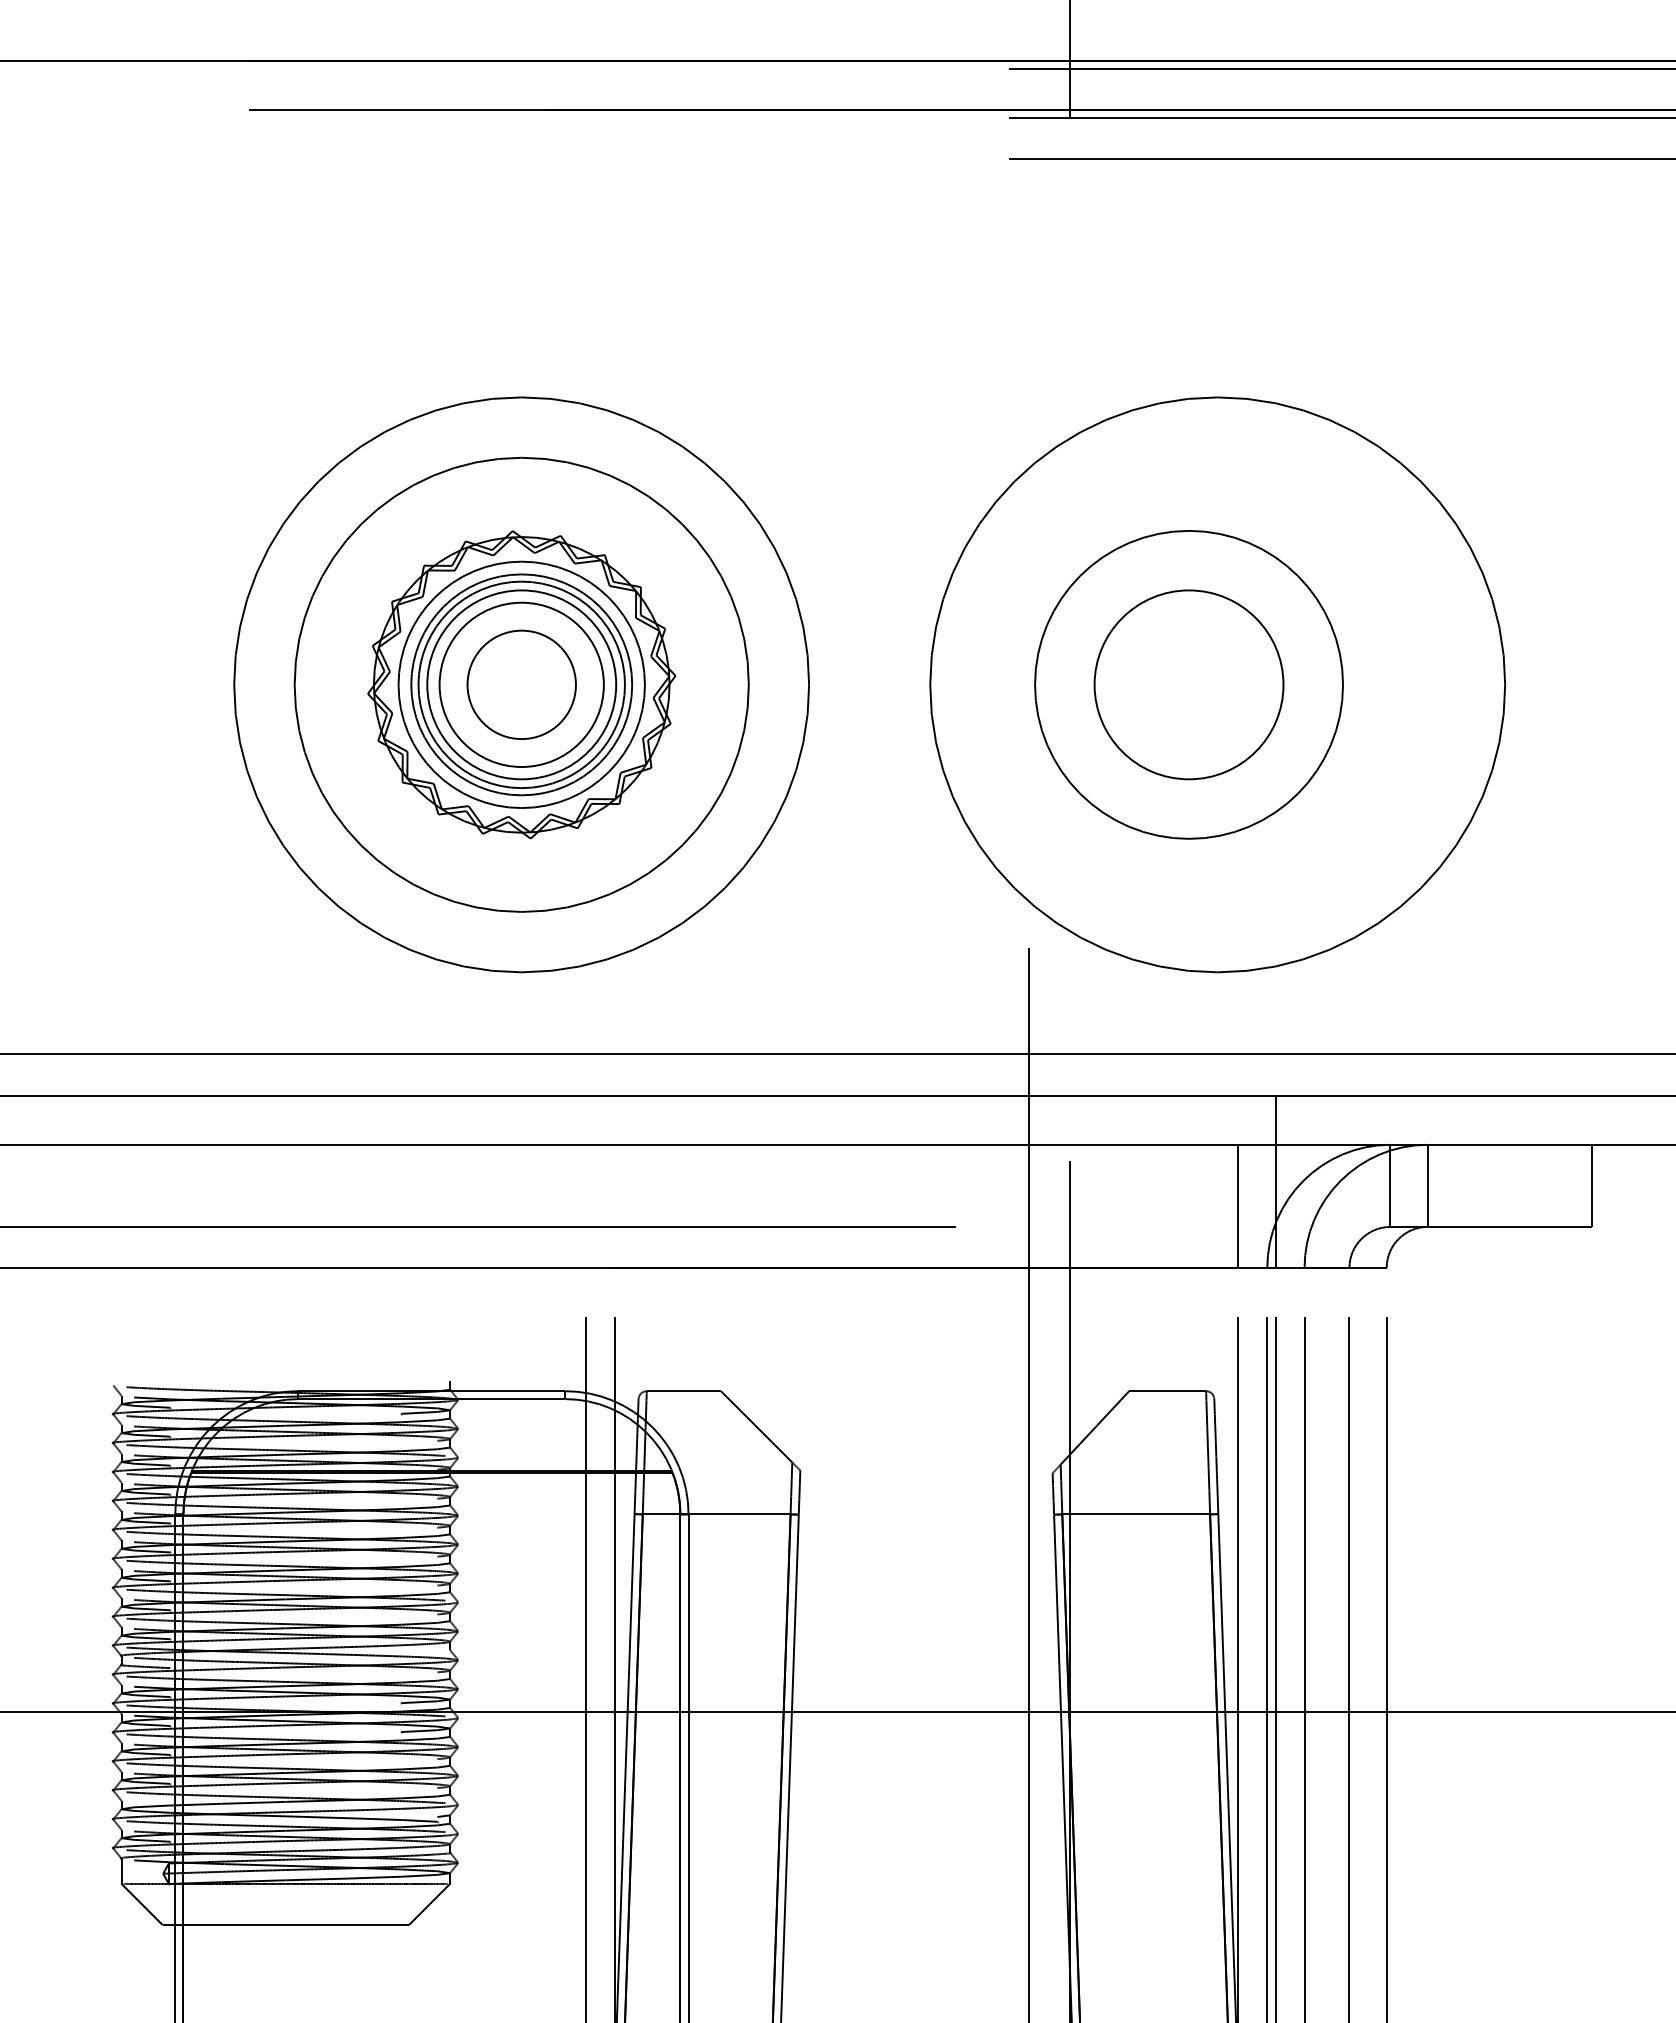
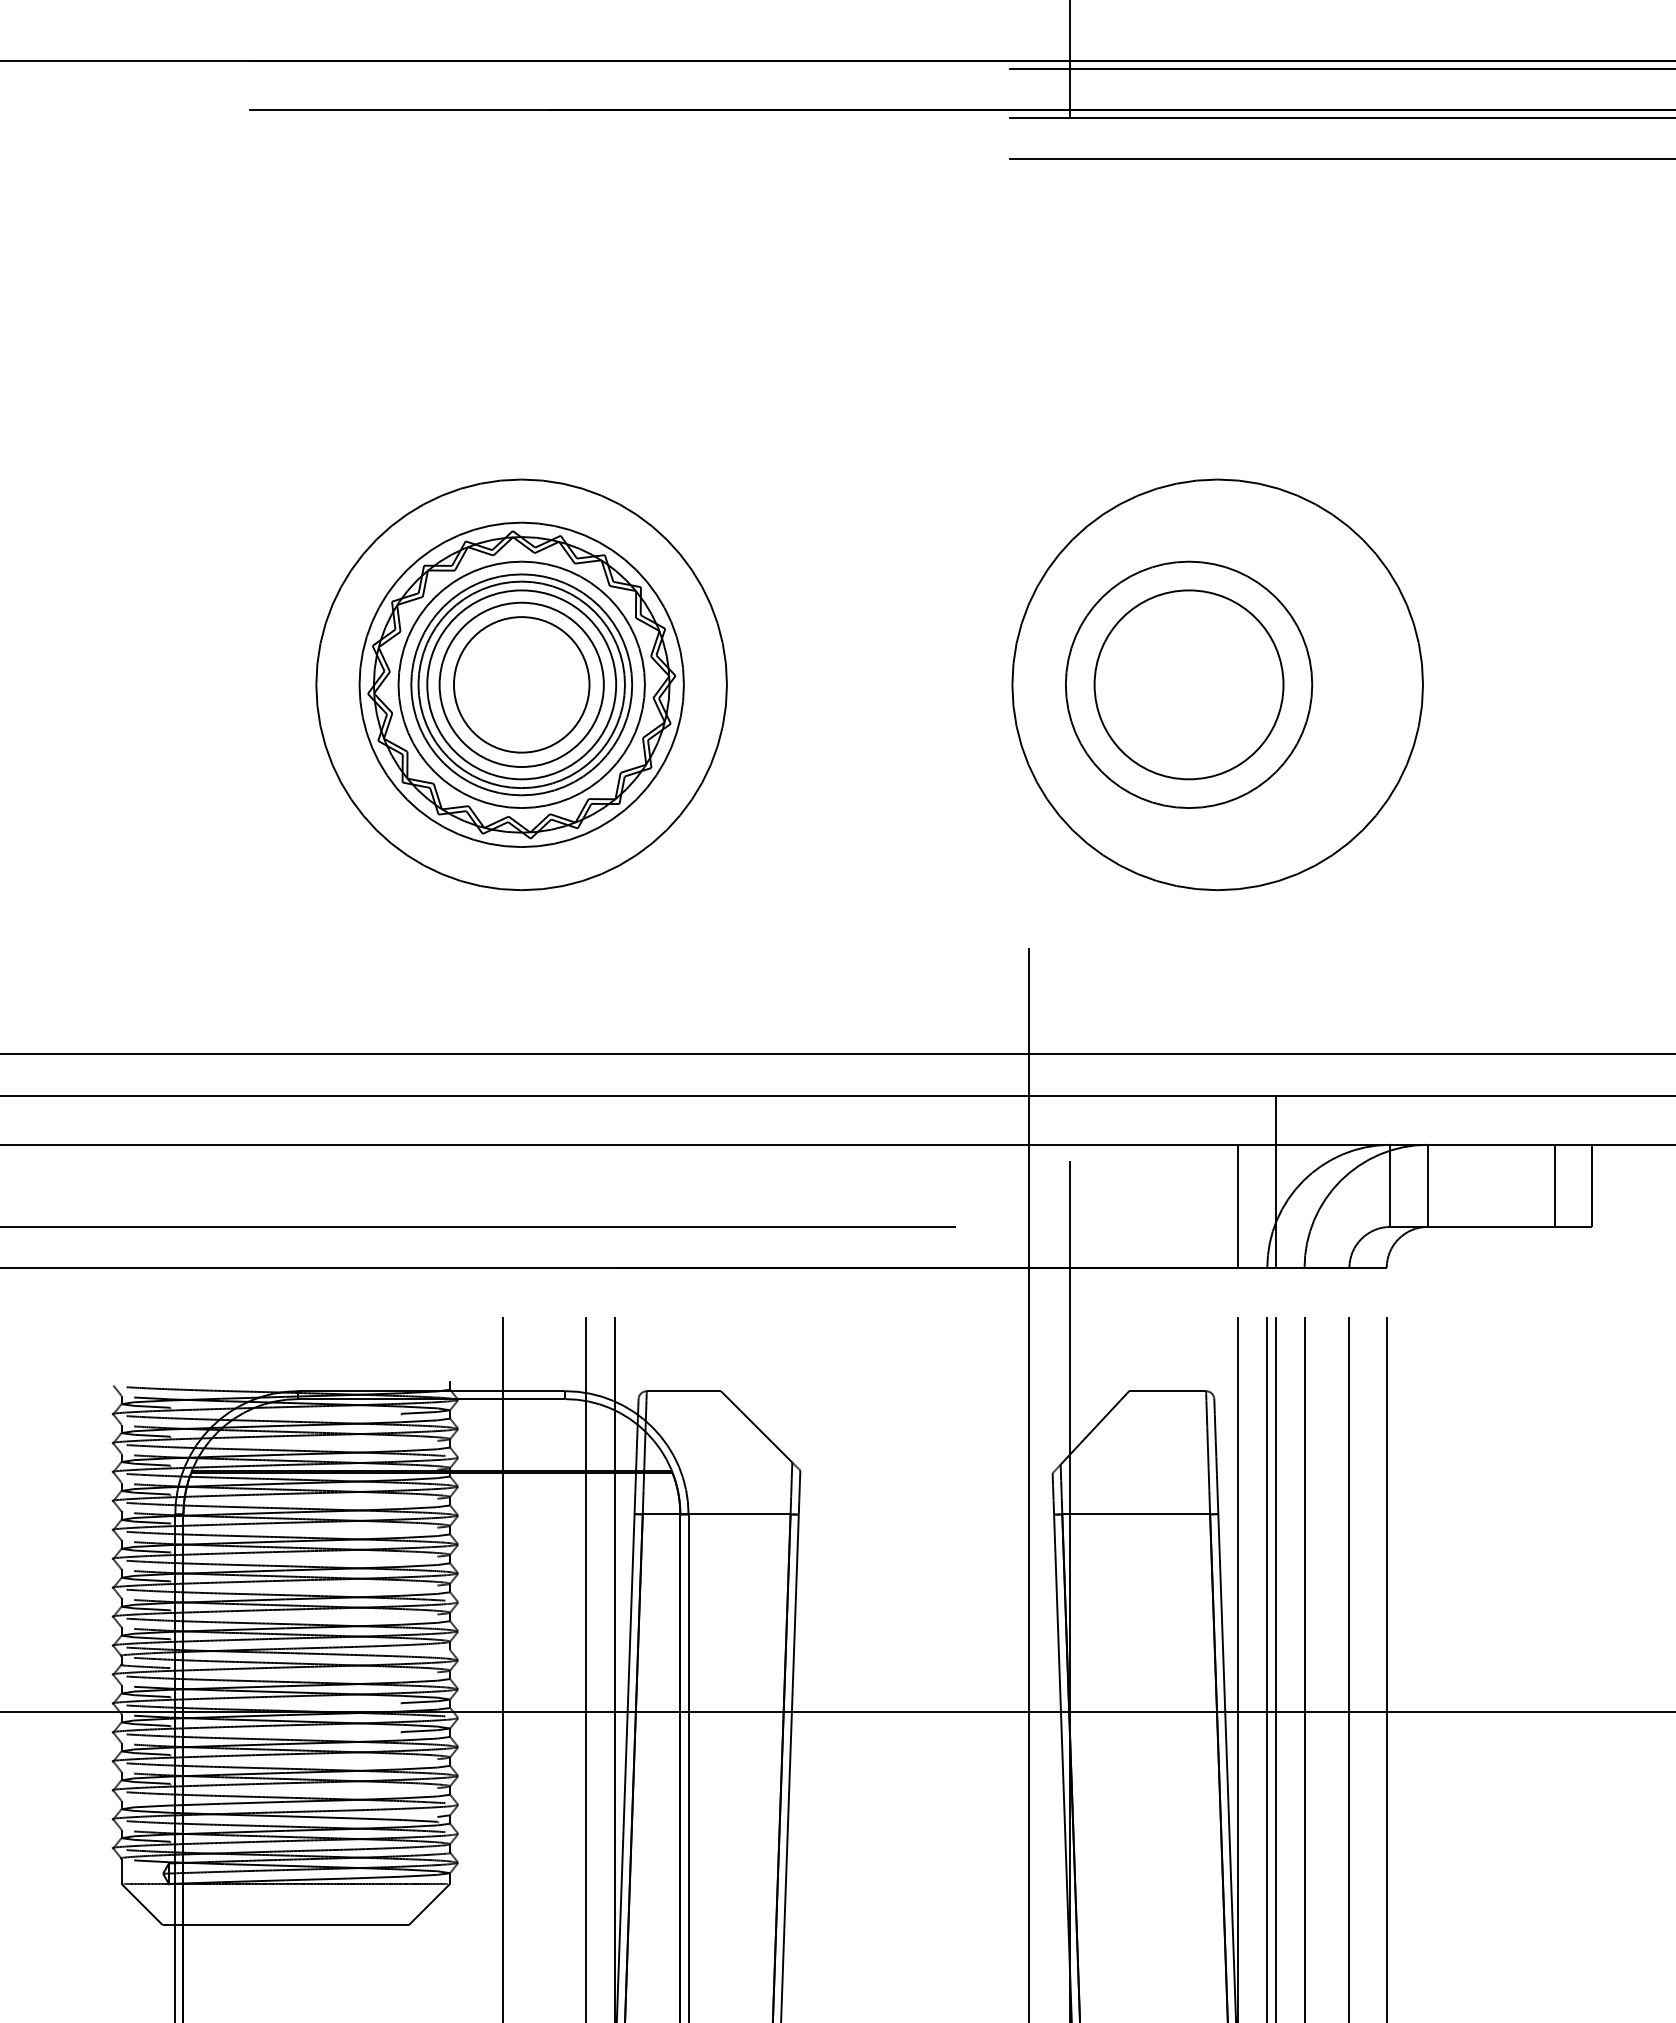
circle diameter: 108 px -> 136 px (521, 684)
circle diameter: 454 px -> 324 px (521, 684)
circle diameter: 575 px -> 411 px (521, 684)
circle diameter: 308 px -> 246 px (1188, 684)
circle diameter: 575 px -> 411 px (1217, 684)
line: none -> present (1554, 1185)
line: none -> present (503, 1643)
